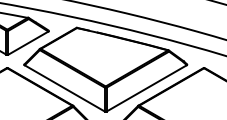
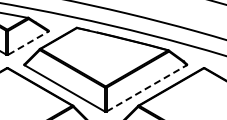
line: solid -> dashed (28, 42)
line: solid -> dashed (147, 88)
